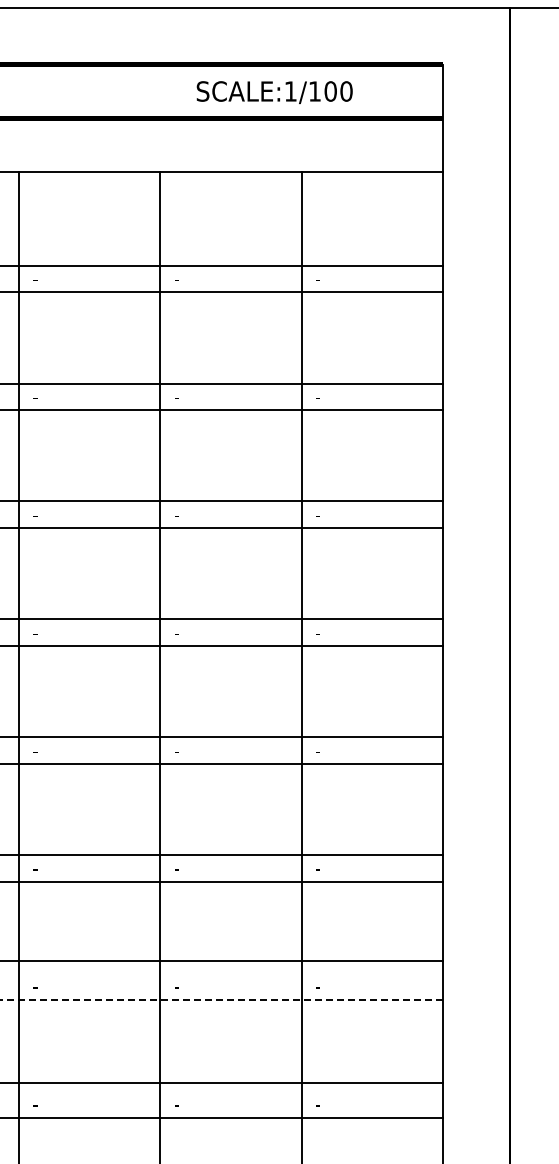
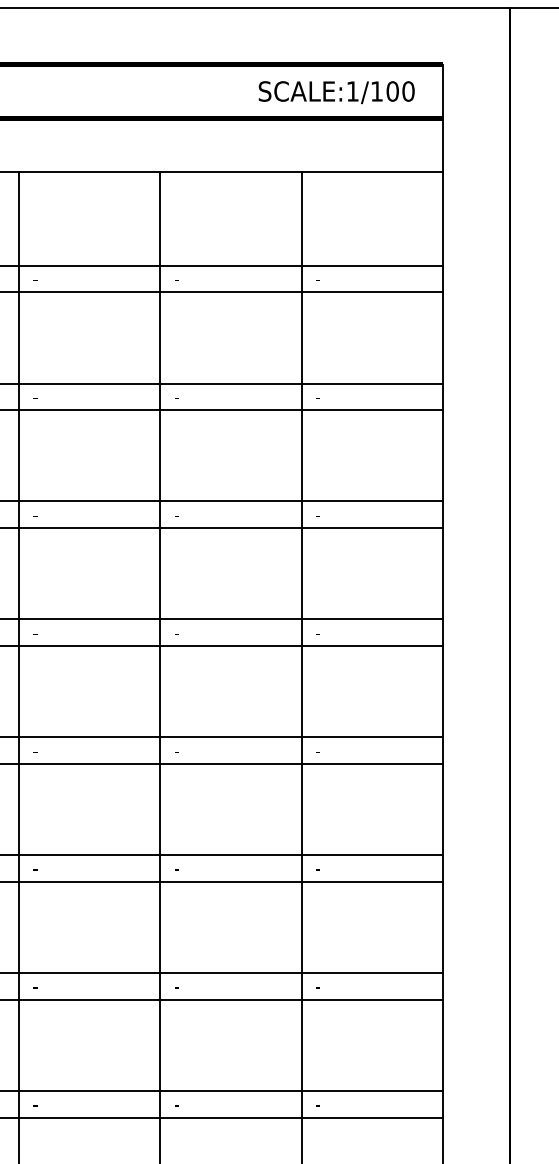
text position: (274, 92) -> (336, 92) (336, 92)
line position: (222, 961) -> (222, 973) (222, 973)
line: dashed -> solid (221, 999)
line position: (222, 1082) -> (222, 1090) (222, 1090)
